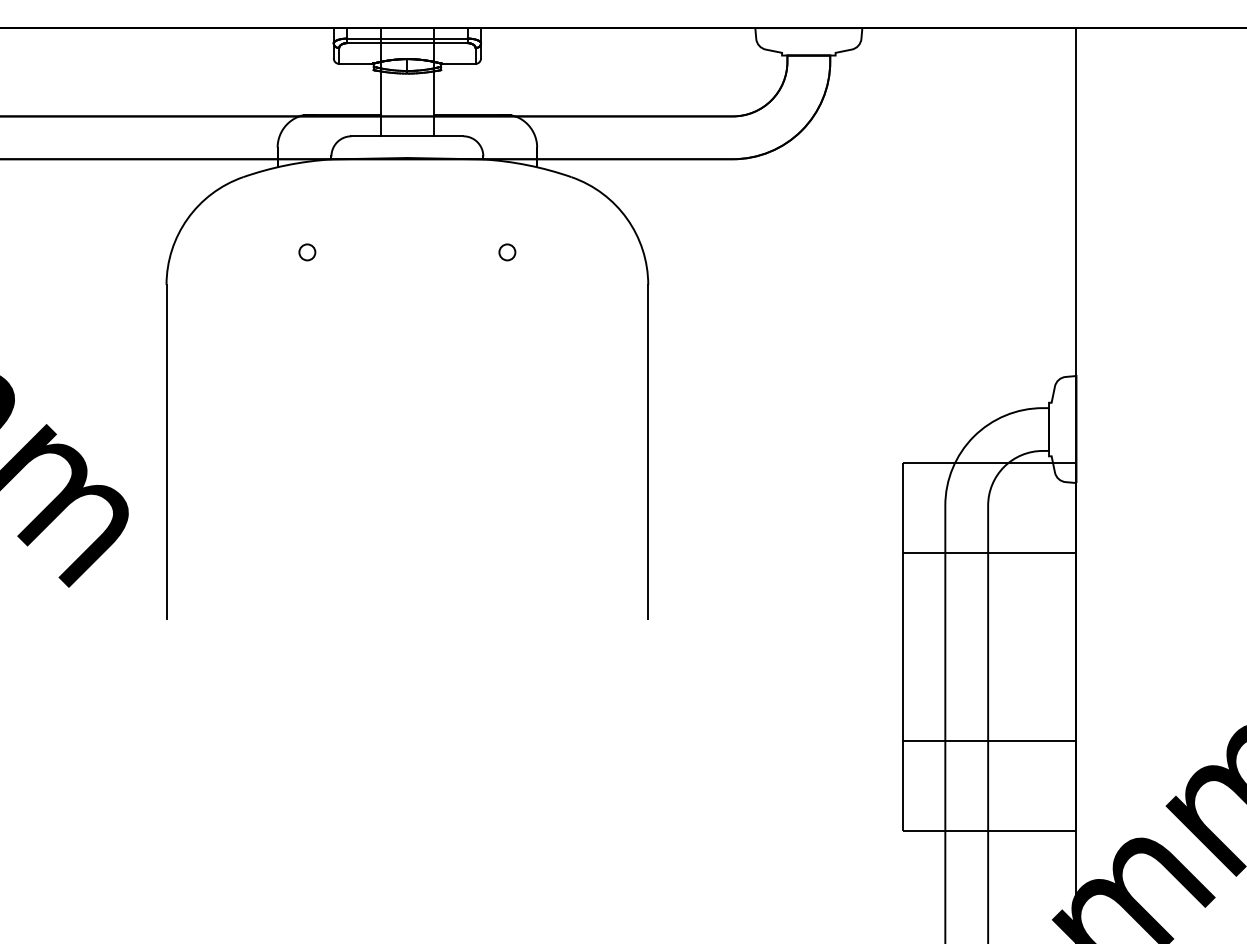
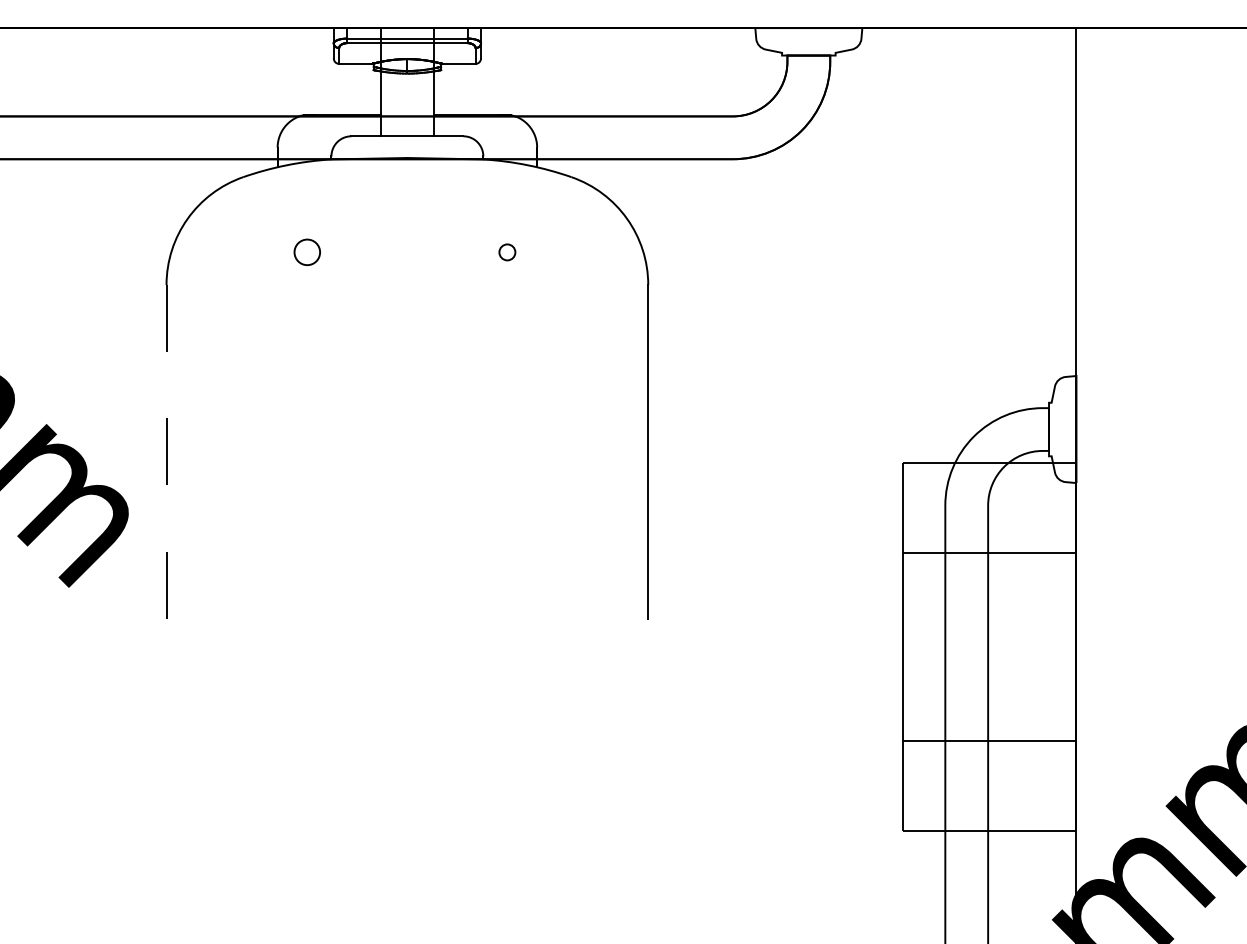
circle size: 19x19 px -> 28x28 px (306, 251)
line: solid -> dashed (166, 451)
